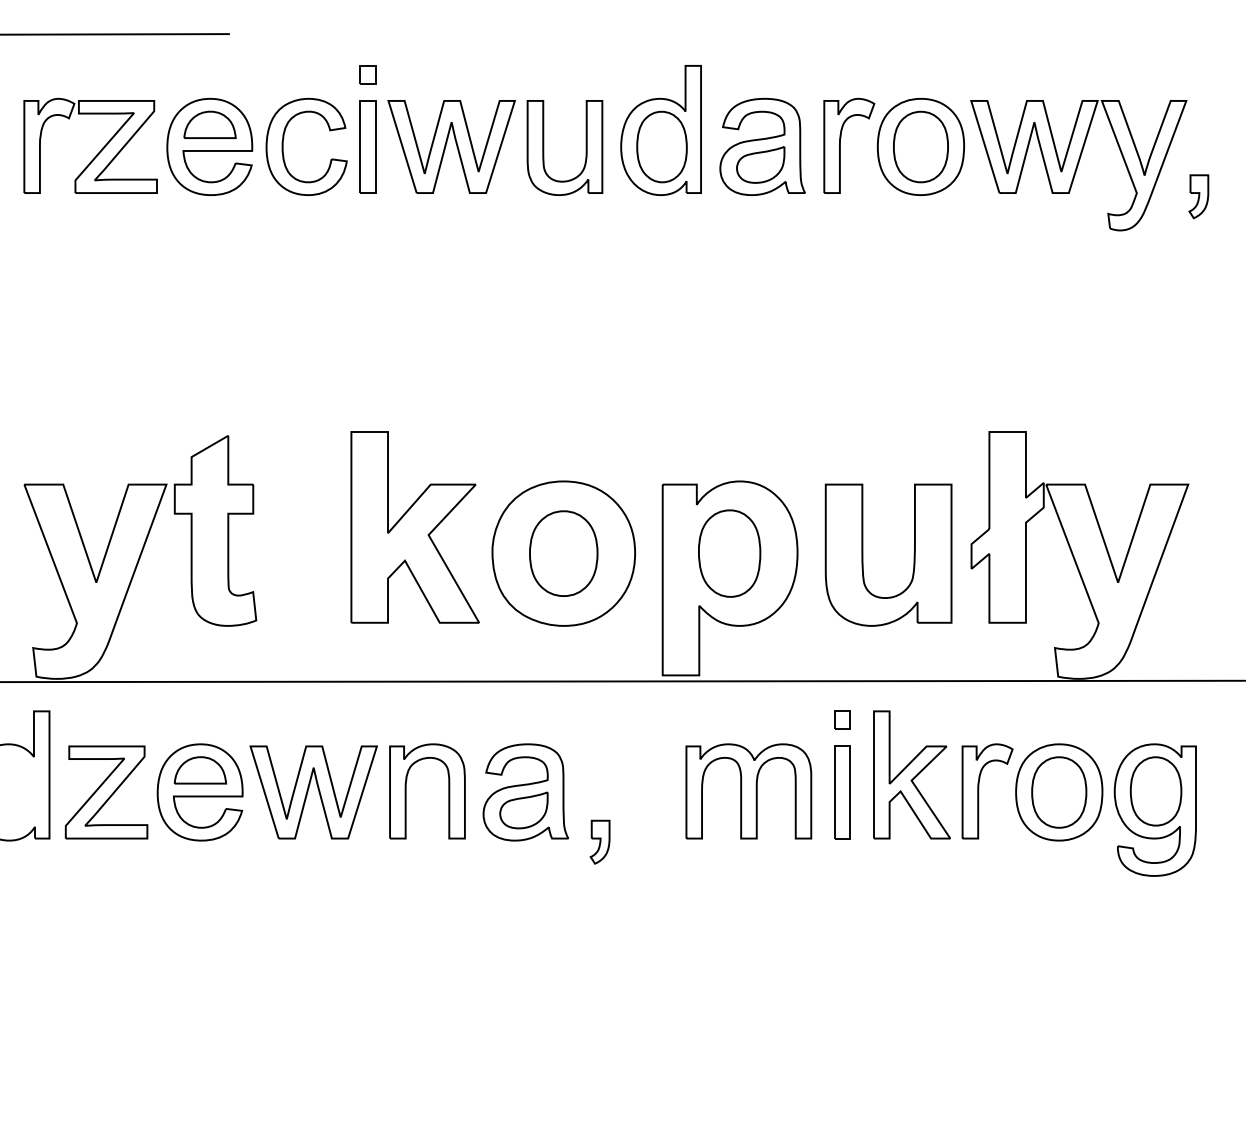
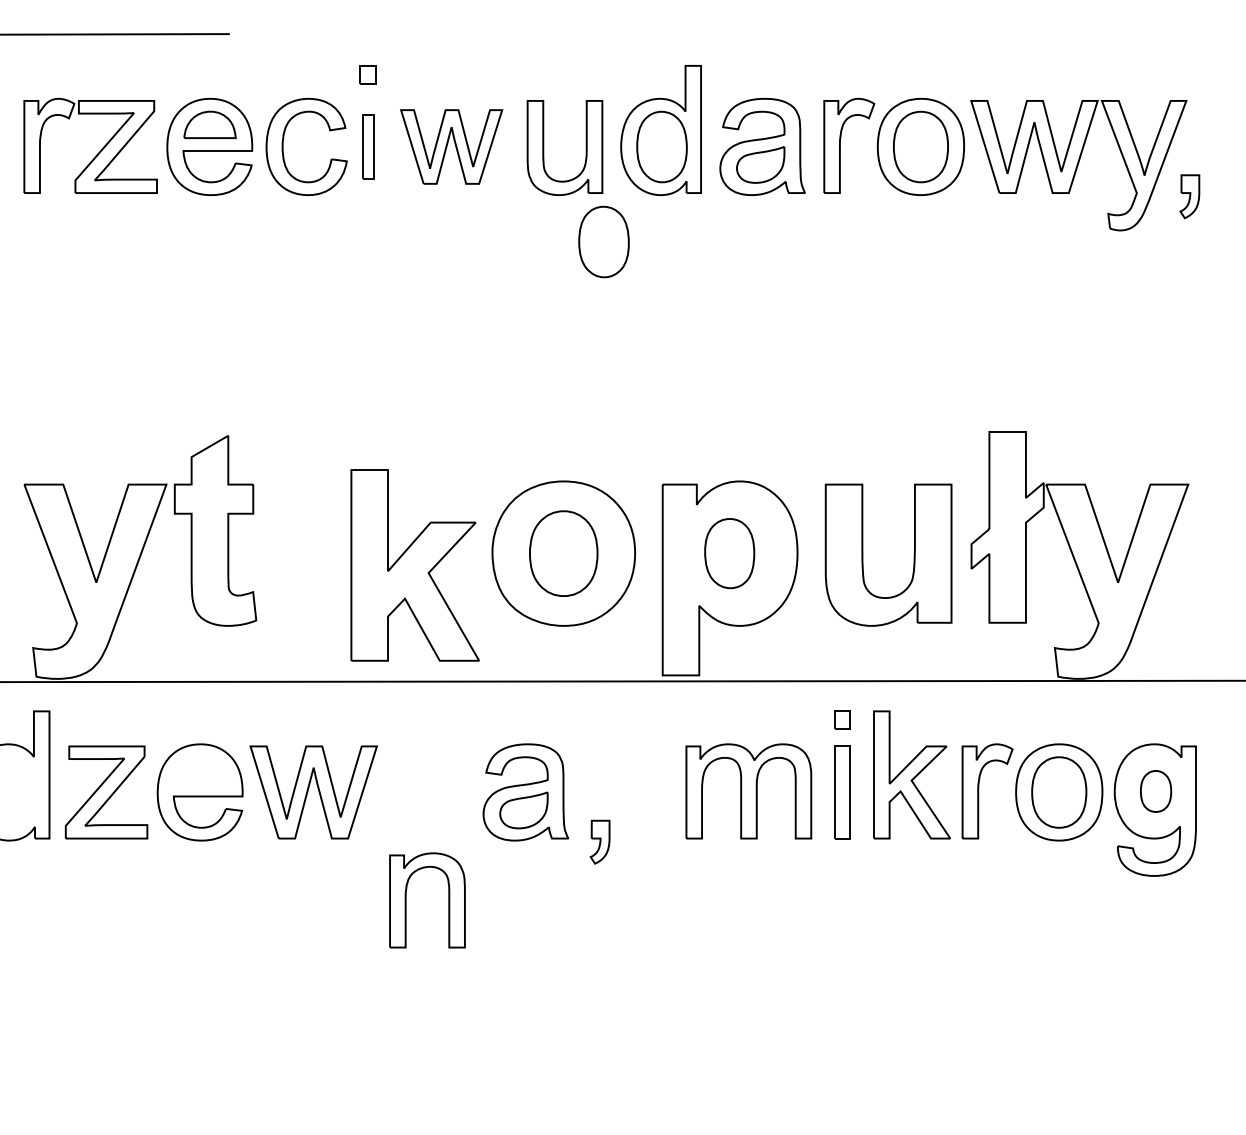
part size: 18x94 px -> 13x66 px (368, 146)
part size: 129x94 px -> 104x76 px (451, 146)
part position: (1198, 196) -> (1189, 196) (1189, 196)
part: none -> present (603, 241)
part position: (414, 527) -> (414, 565) (414, 565)
part size: 64x89 px -> 52x72 px (729, 553)
part: present -> none (199, 770)
part position: (406, 791) -> (406, 900) (406, 900)
part size: 54x71 px -> 33x43 px (1156, 791)
